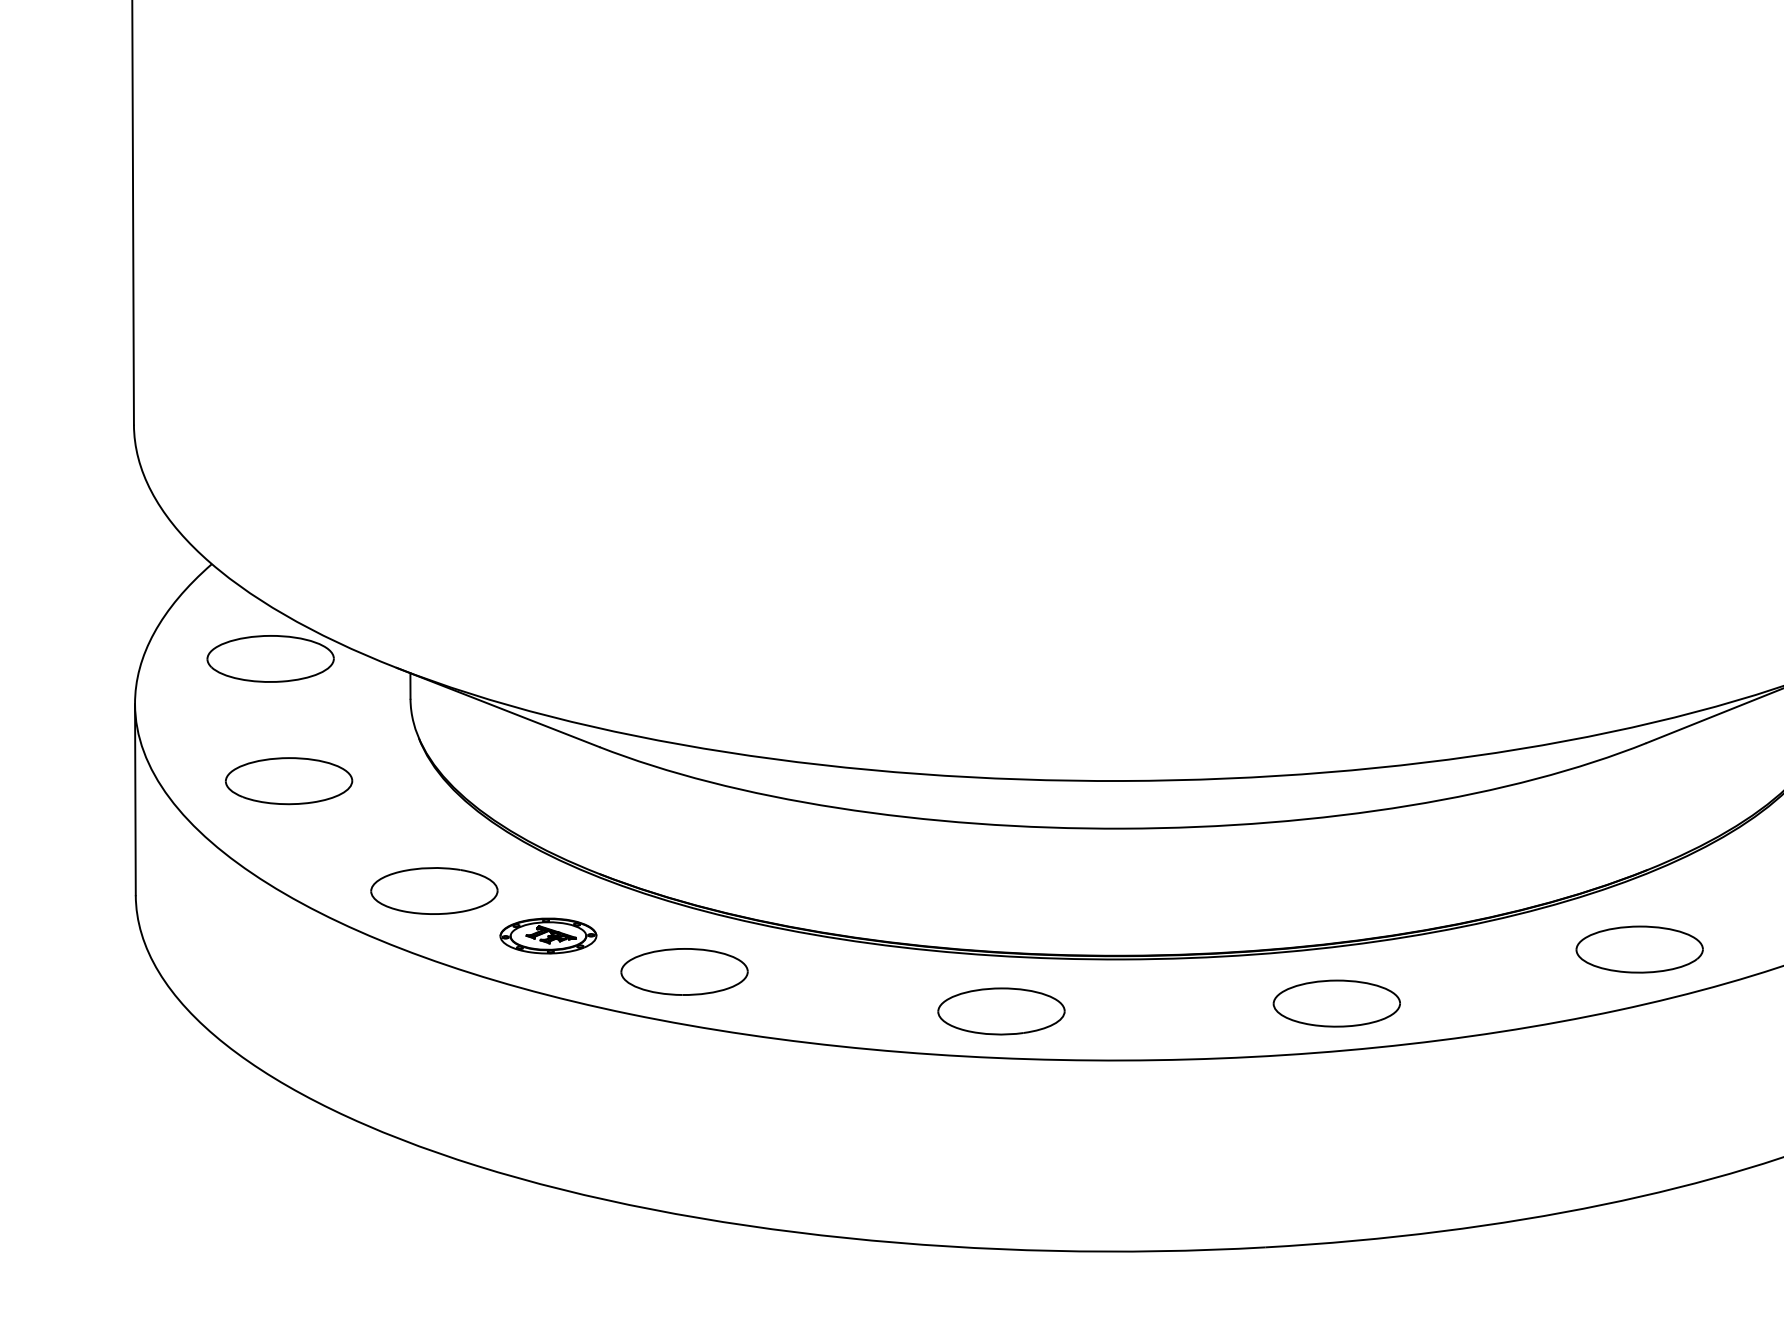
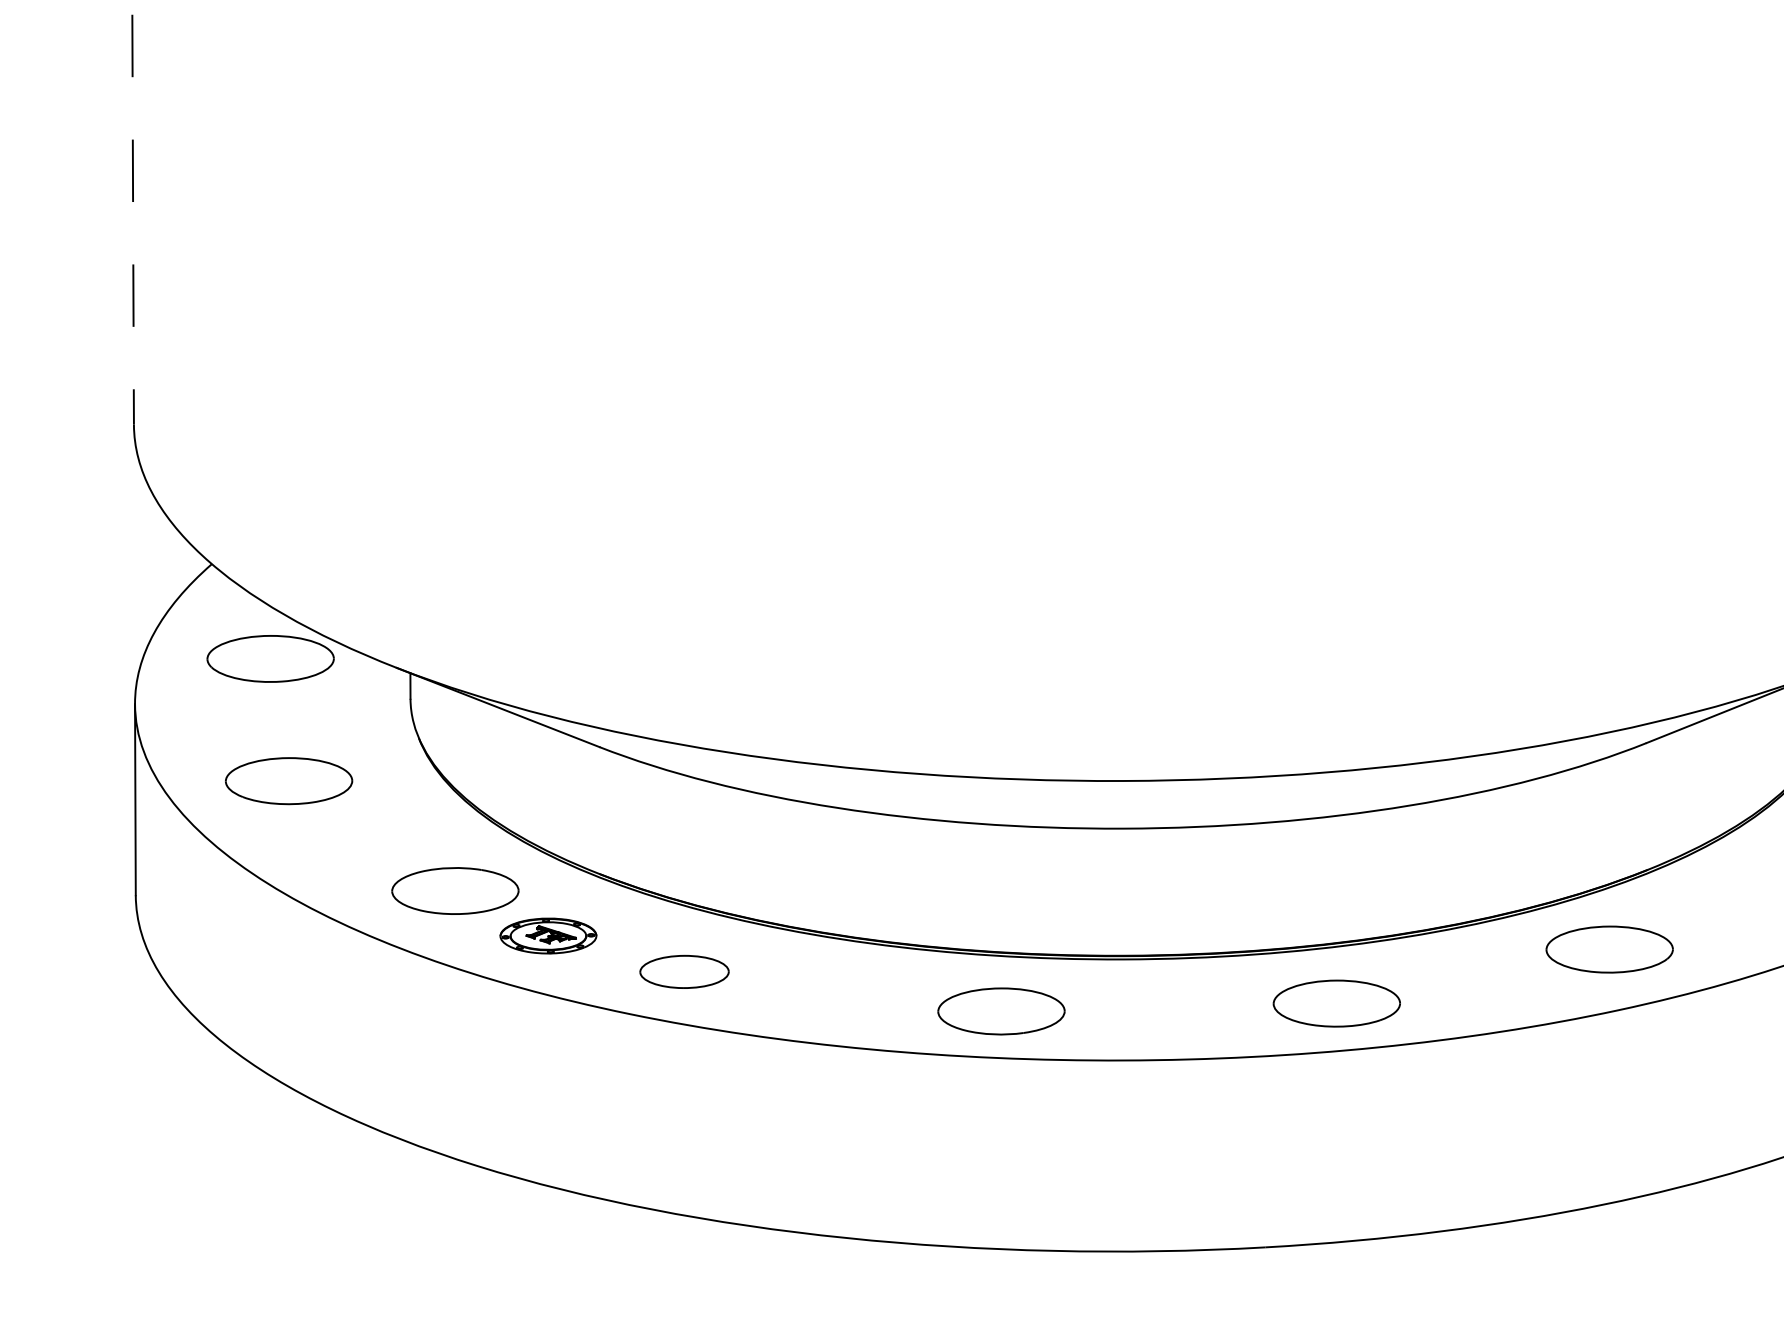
line: solid -> dashed (133, 212)
part position: (434, 890) -> (455, 890) (455, 890)
part position: (1639, 949) -> (1609, 949) (1609, 949)
part size: 129x48 px -> 91x35 px (684, 971)
